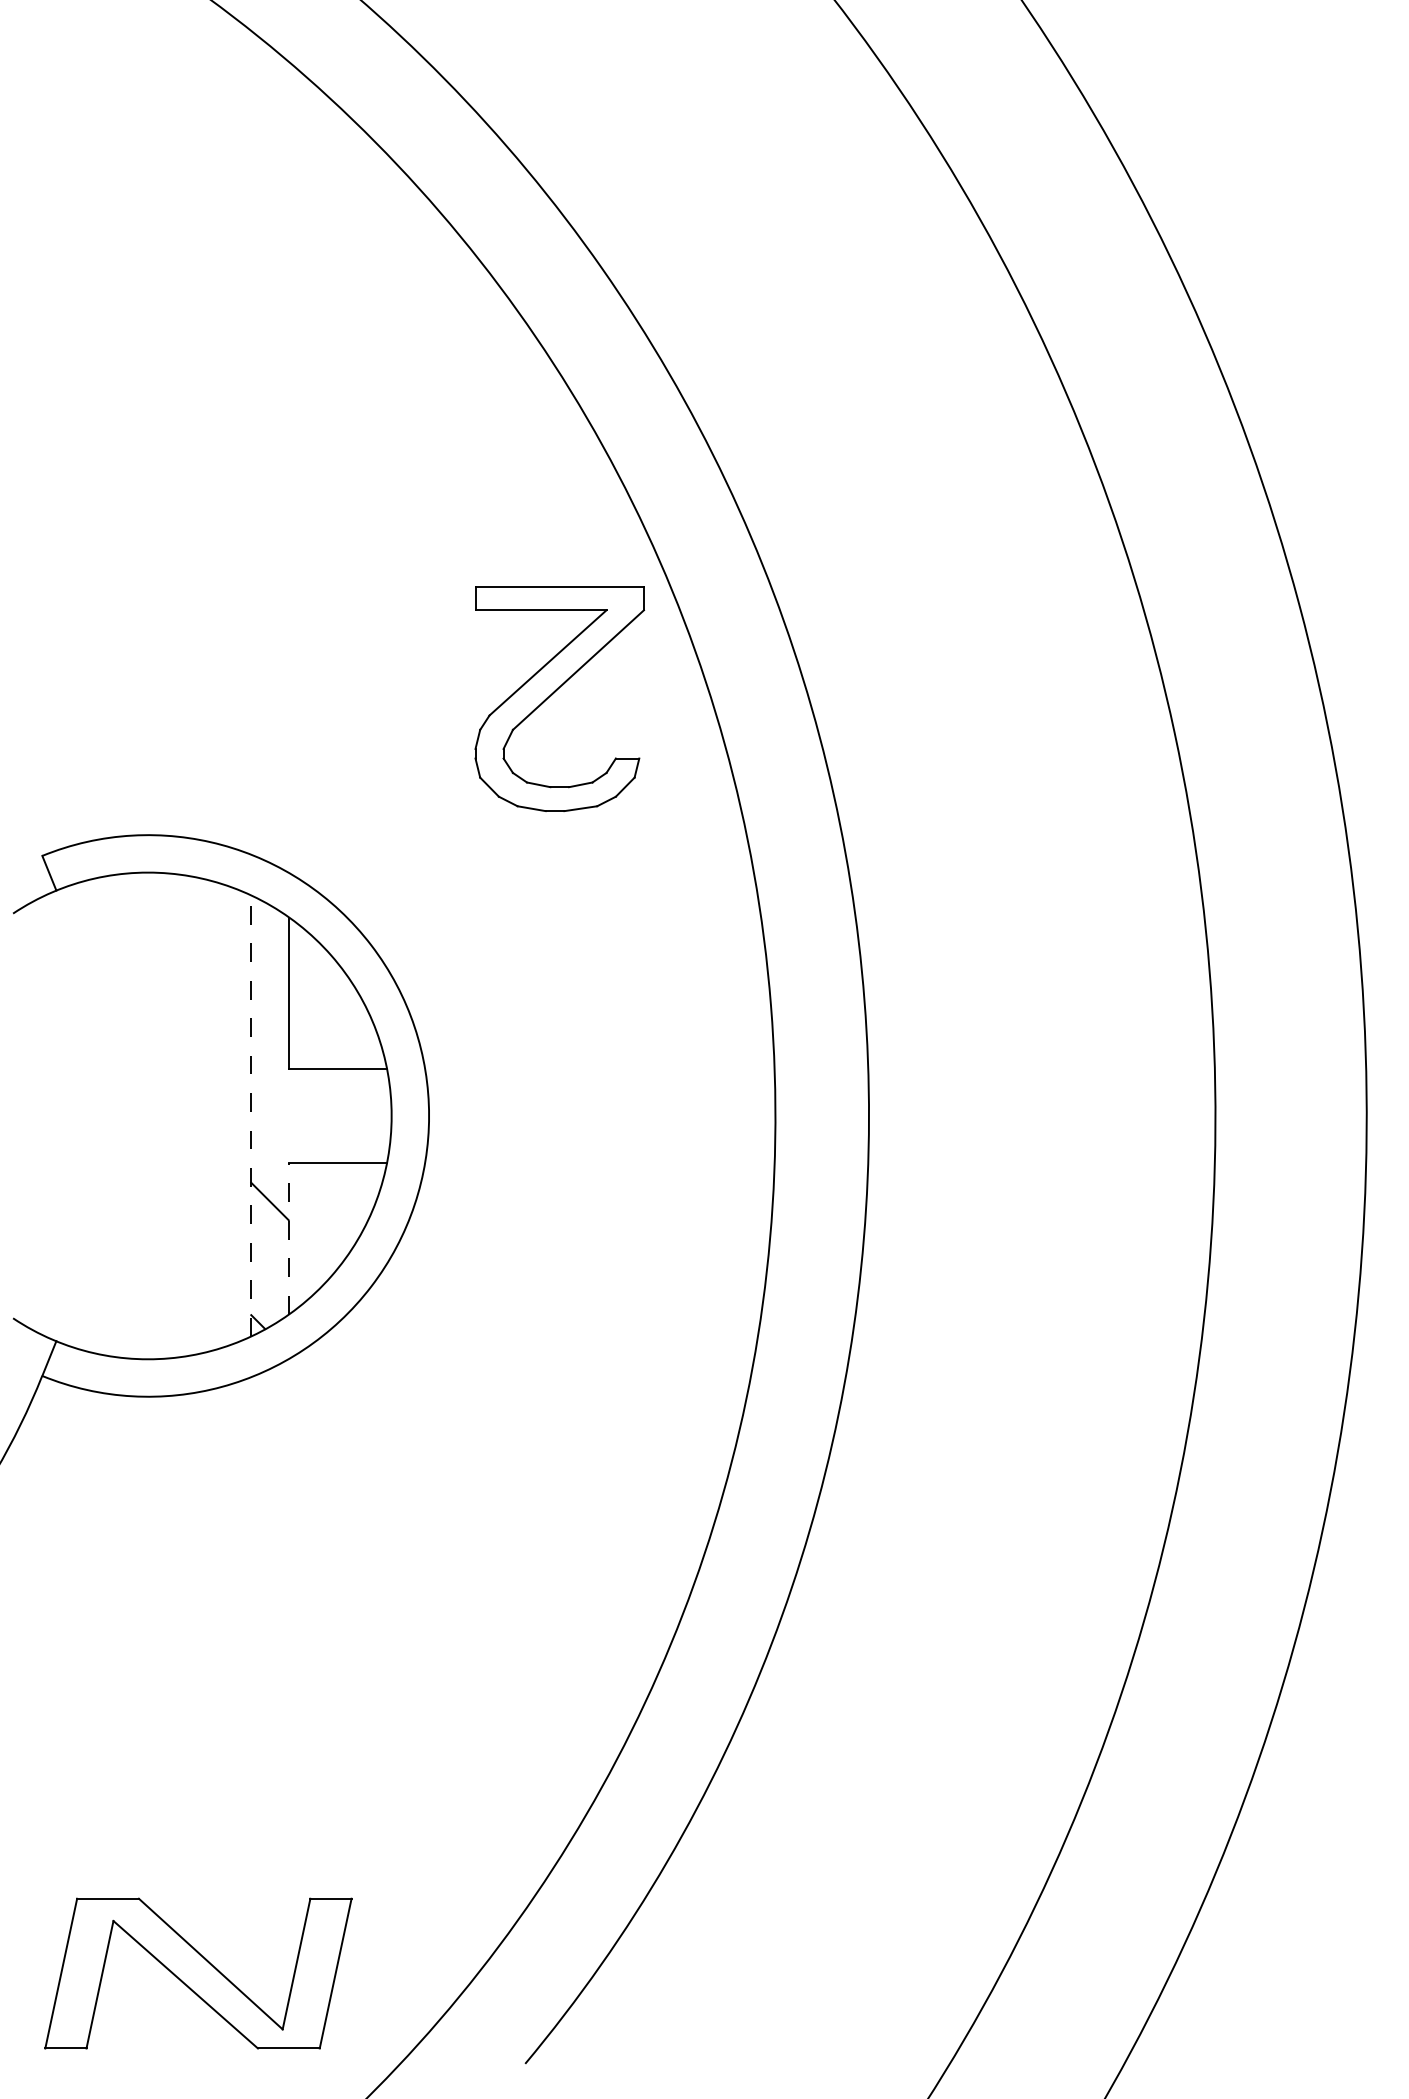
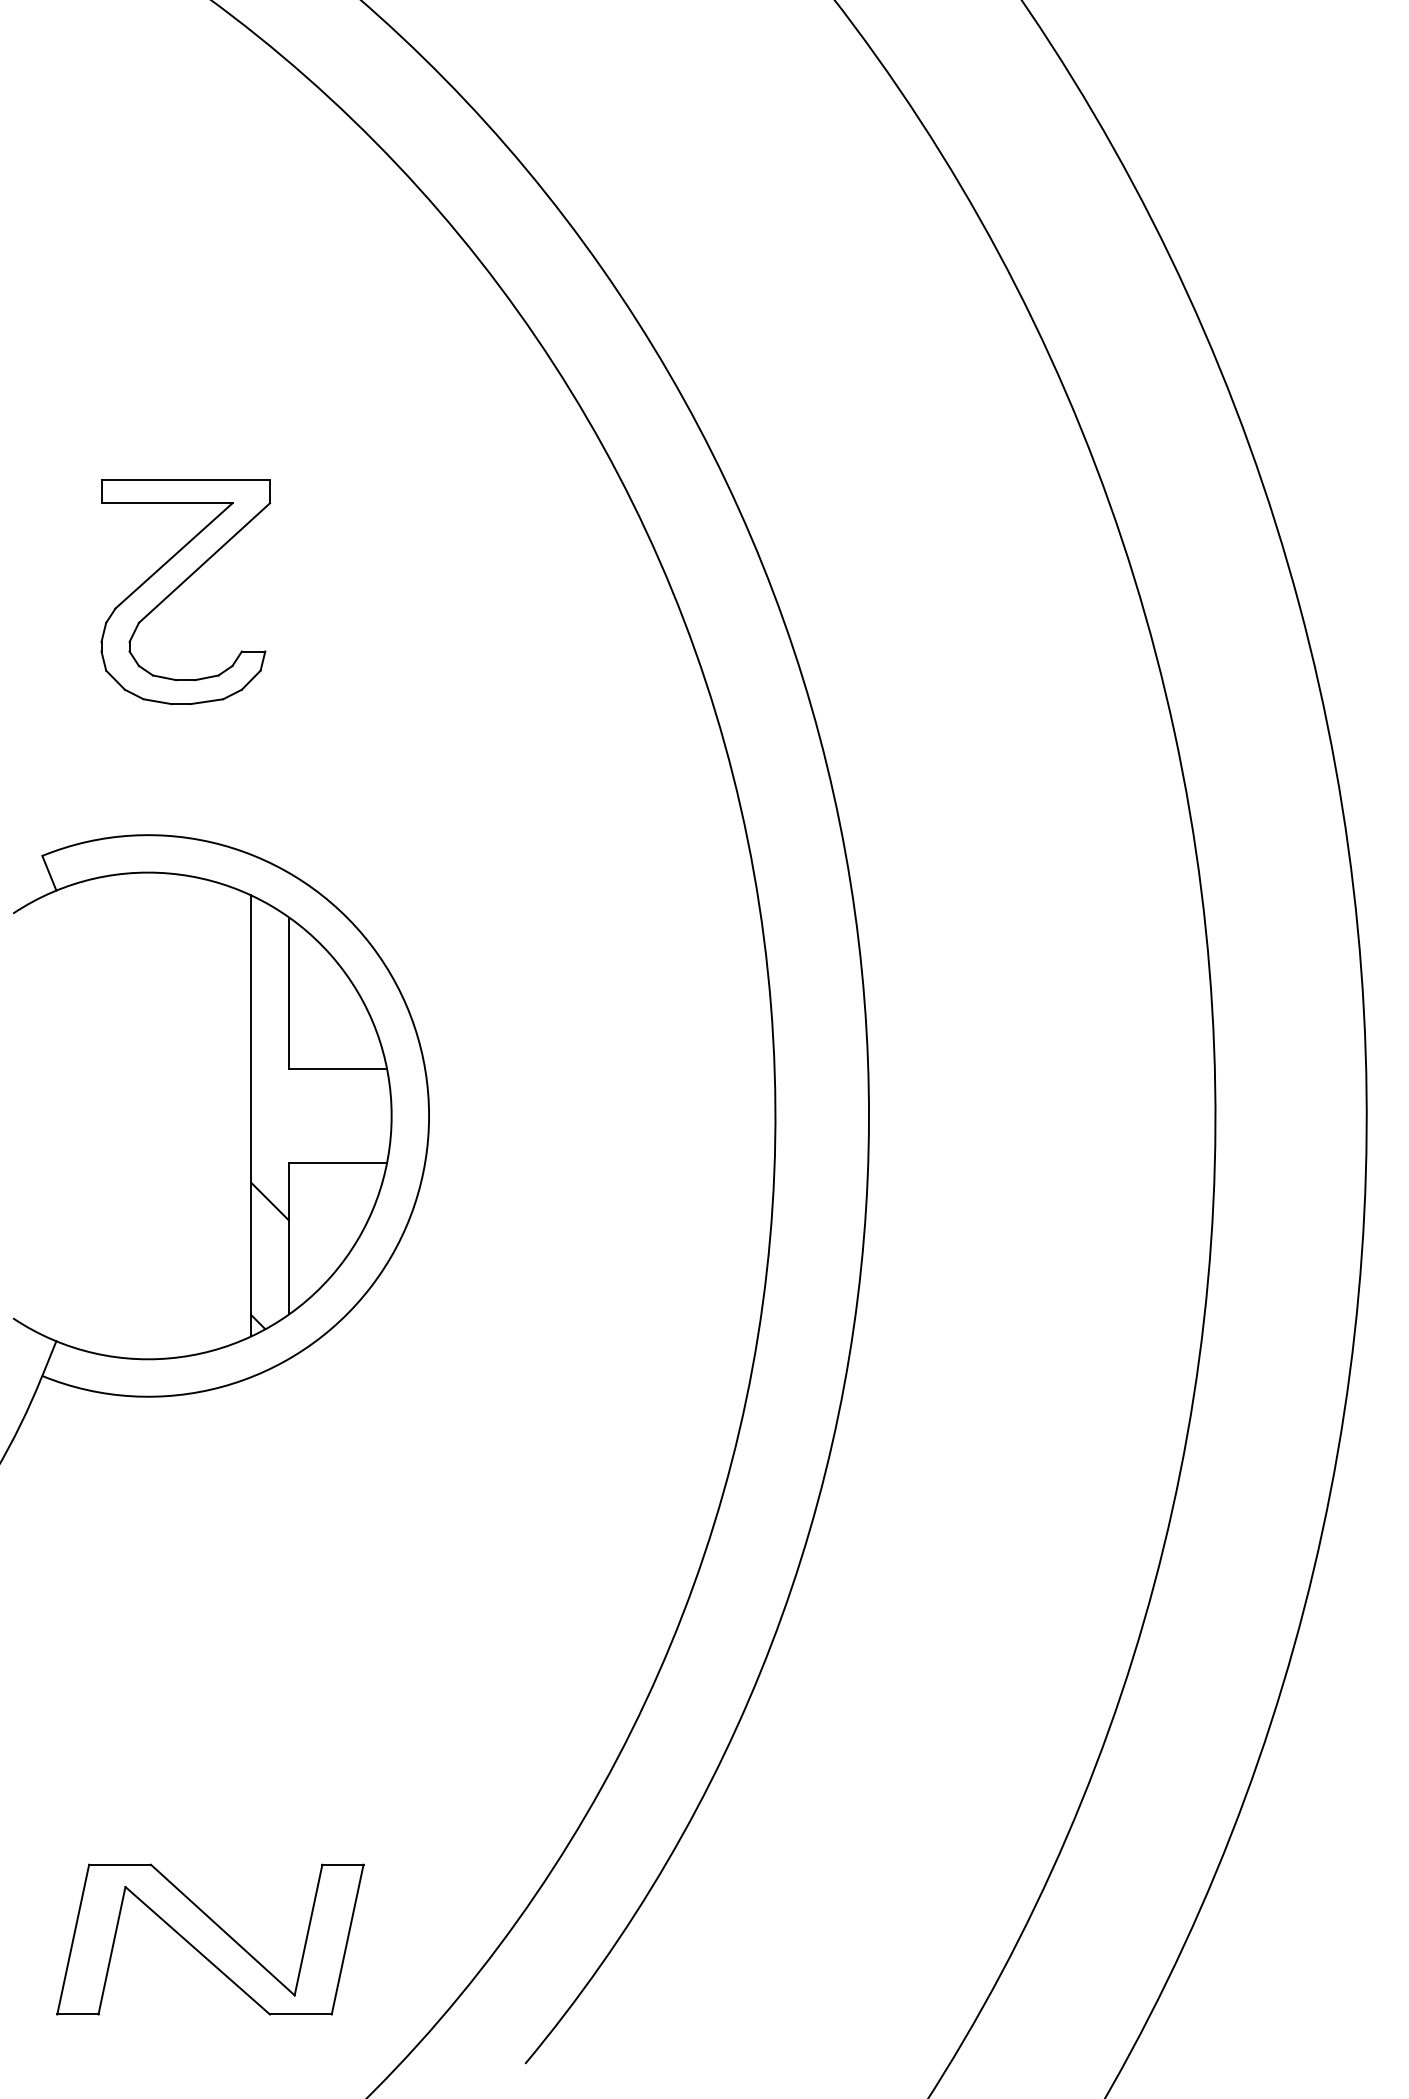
part position: (554, 693) -> (180, 586) (180, 586)
line: dashed -> solid (251, 1115)
line: dashed -> solid (288, 1238)
part position: (198, 1973) -> (210, 1939) (210, 1939)
